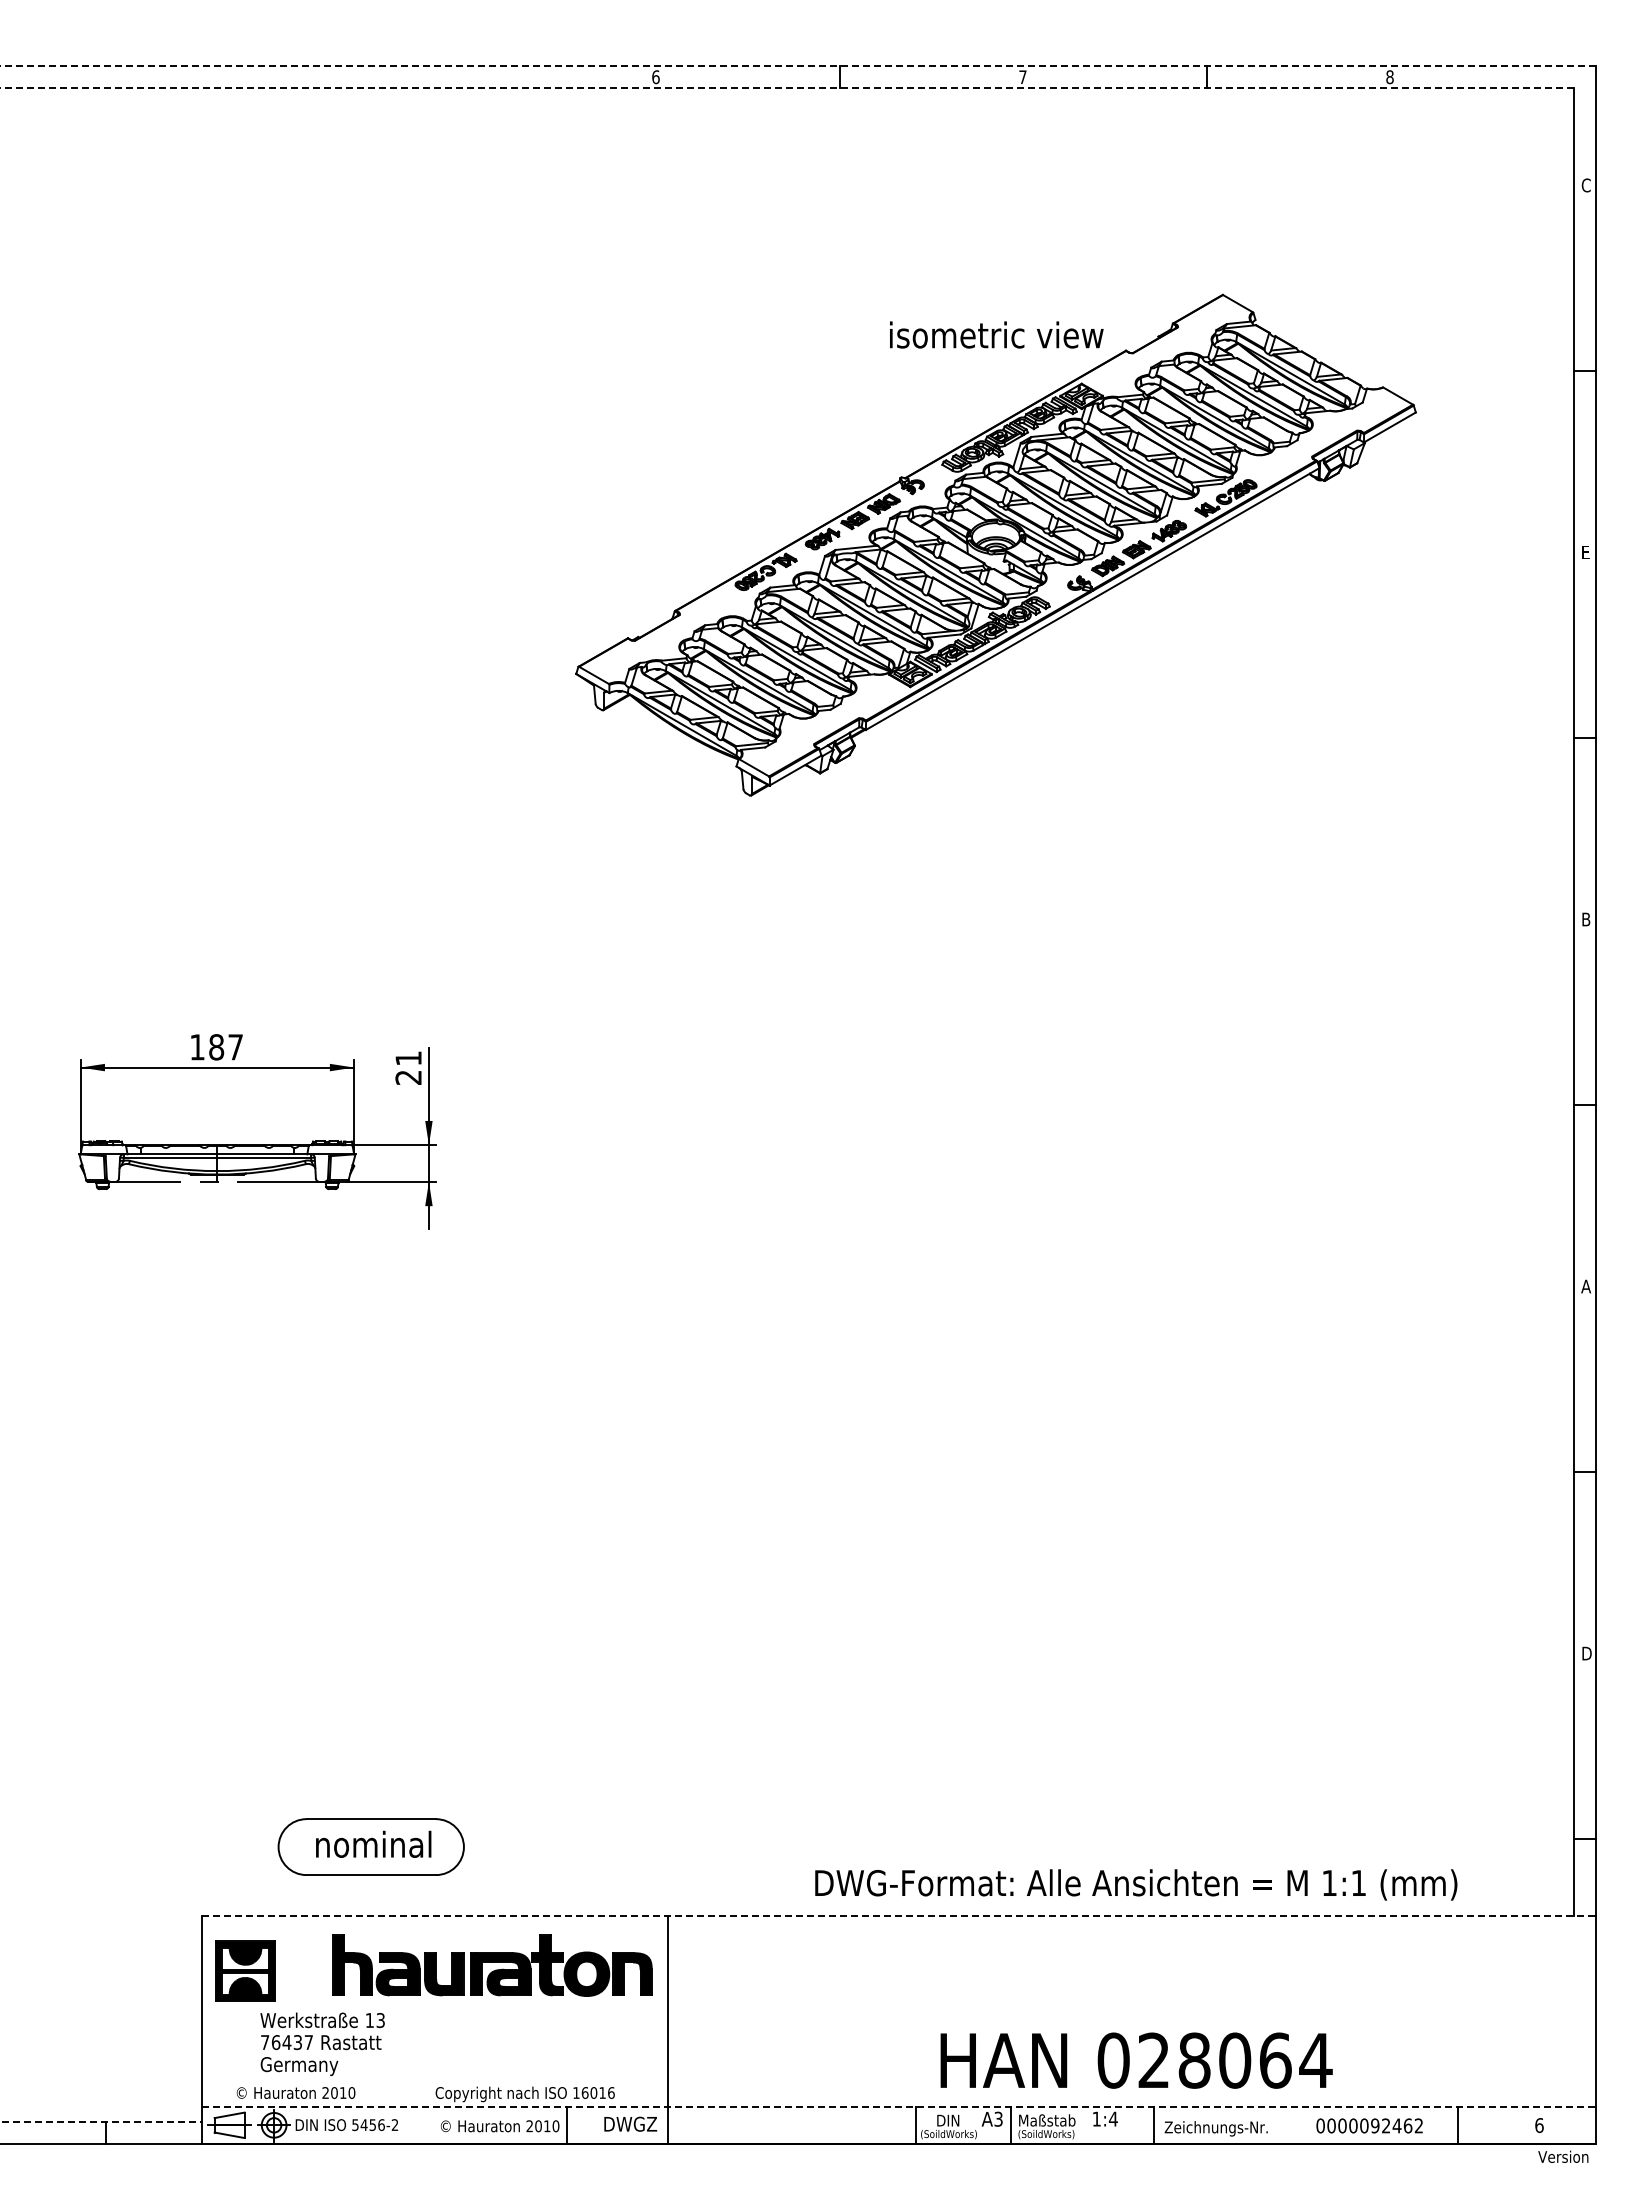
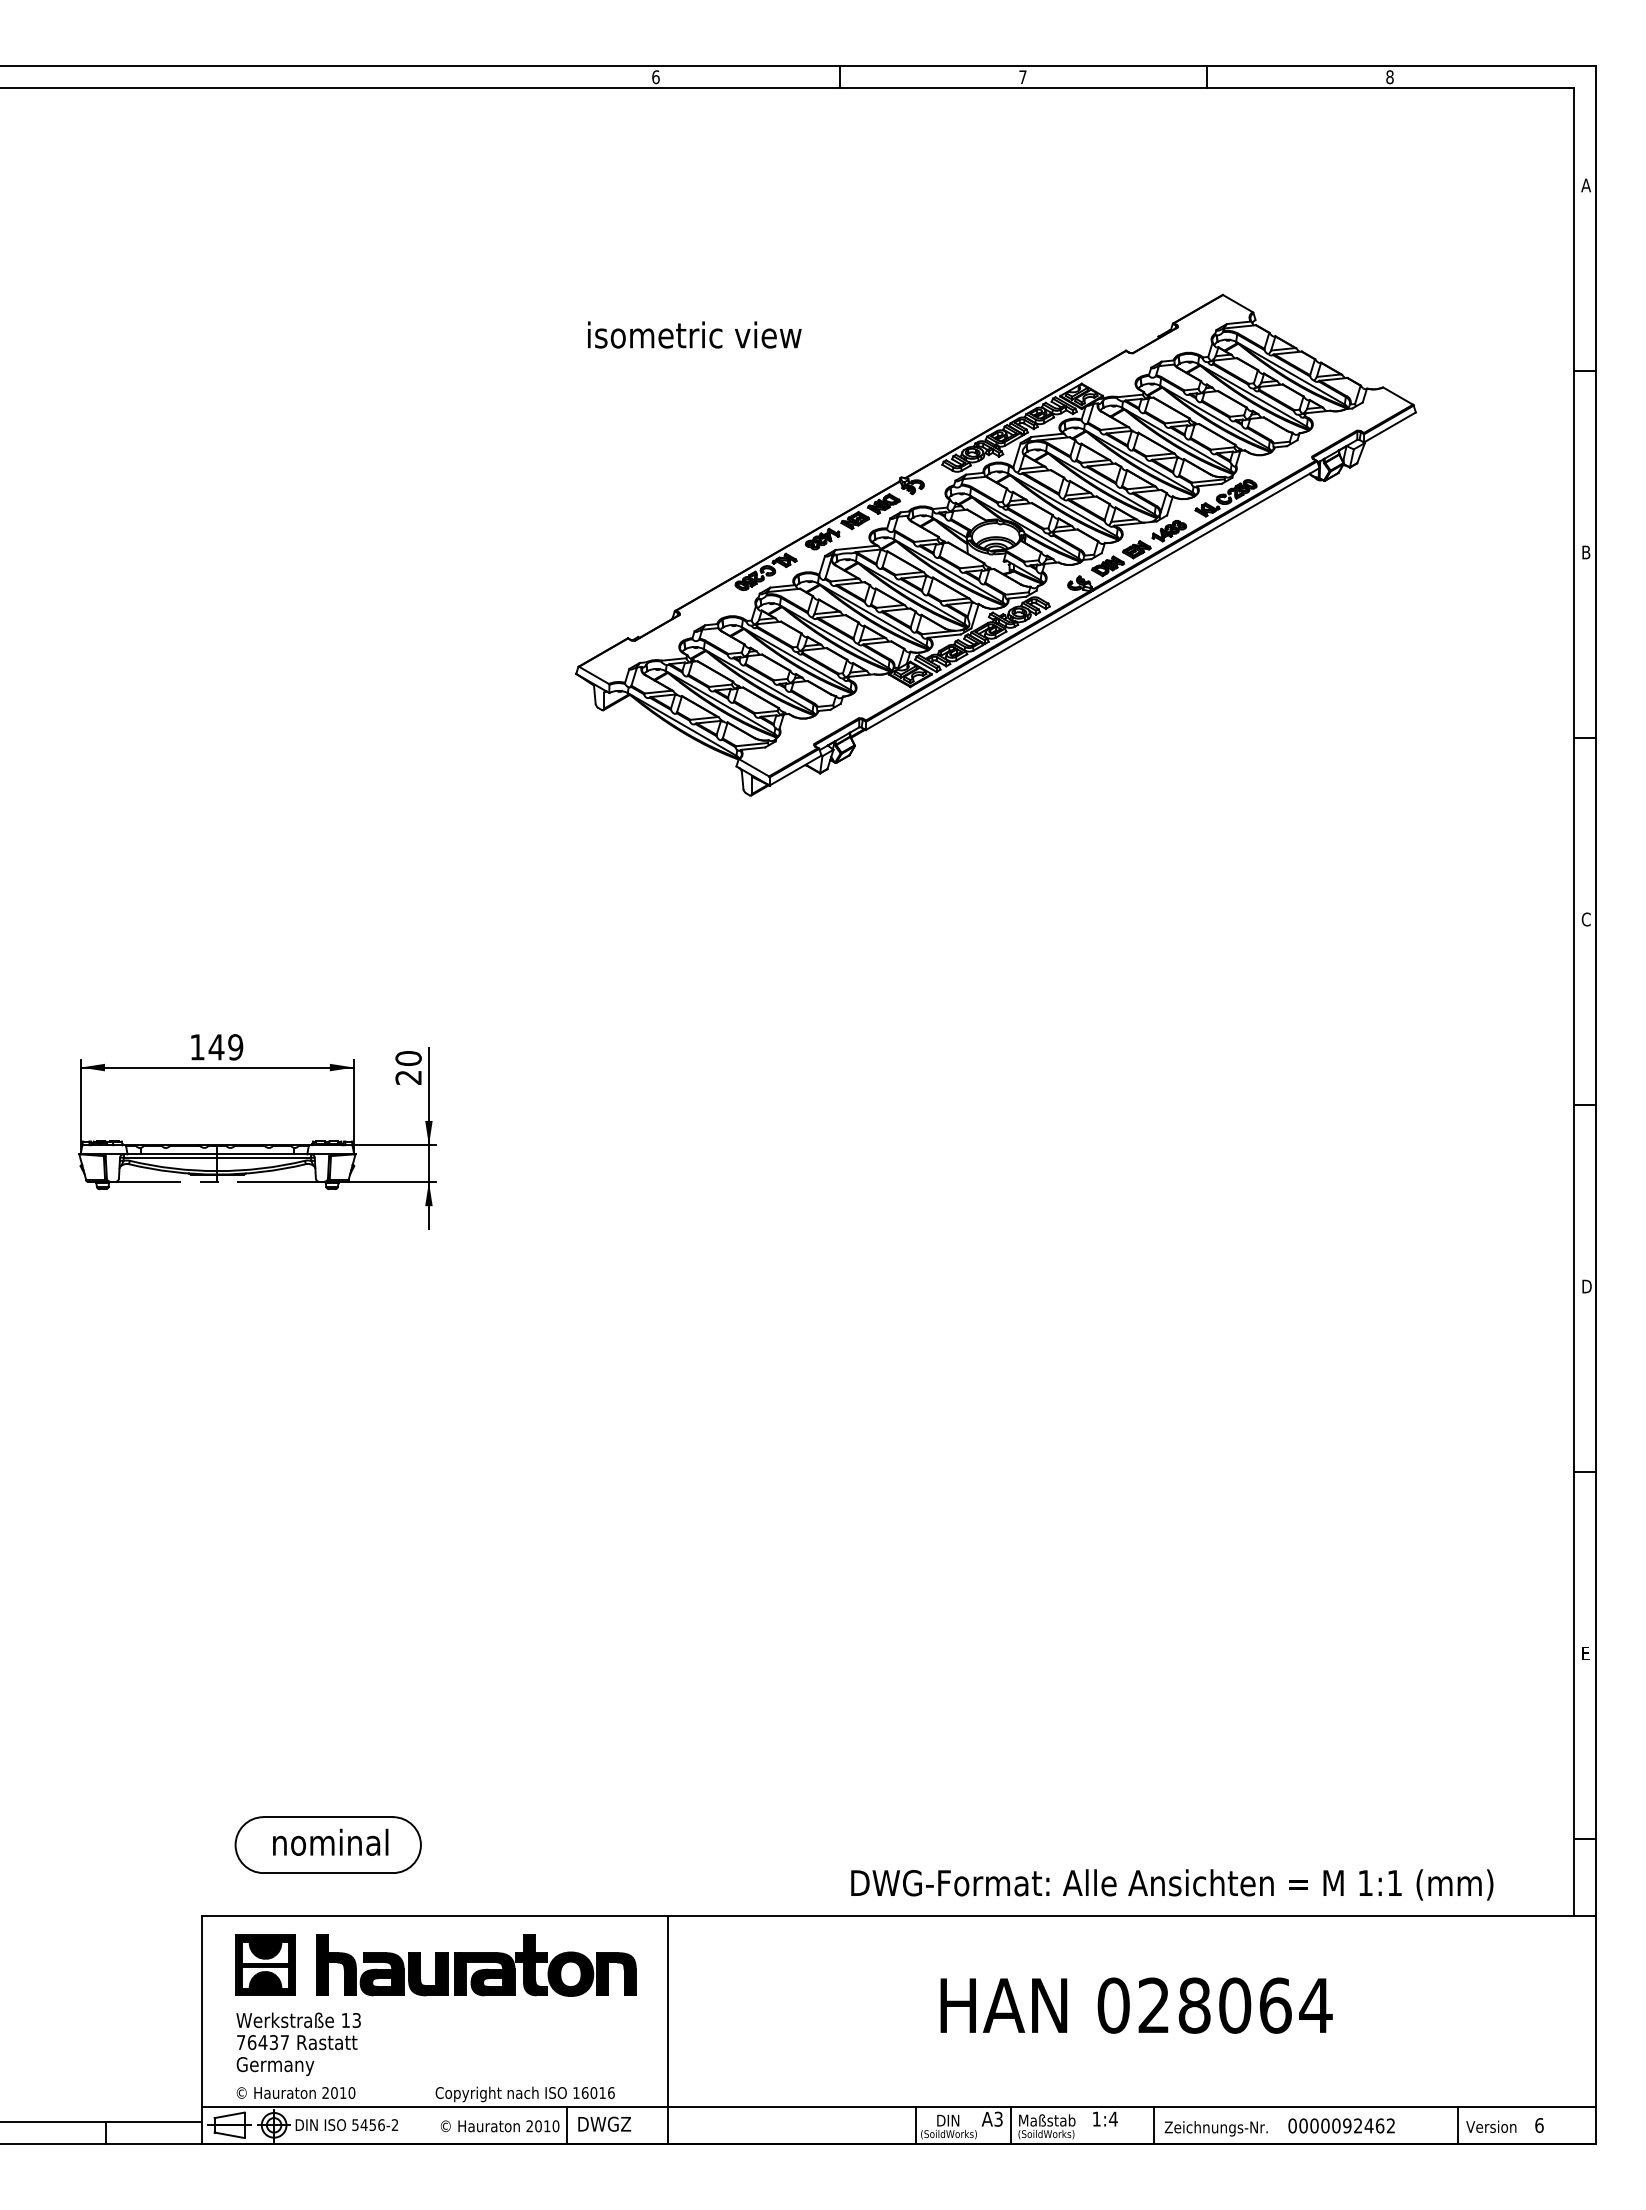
line: dashed -> solid (798, 66)
line: dashed -> solid (787, 88)
text: C -> A (1585, 185)
text position: (996, 334) -> (694, 334) (694, 334)
text: E -> B (1586, 552)
text: B -> C (1585, 919)
text: 187 -> 149 (225, 1047)
text: 21 -> 20 (408, 1058)
text: A -> D (1586, 1286)
text: D -> E (1586, 1653)
part position: (370, 1846) -> (327, 1844) (327, 1844)
text position: (1136, 1884) -> (1172, 1884) (1172, 1884)
line: dashed -> solid (899, 1916)
part position: (492, 1965) -> (476, 1965) (476, 1965)
part position: (245, 1970) -> (265, 1964) (265, 1964)
text position: (322, 2043) -> (298, 2043) (298, 2043)
text position: (1136, 2060) -> (1136, 2005) (1136, 2005)
line: dashed -> solid (899, 2106)
line: dashed -> solid (101, 2121)
text position: (630, 2123) -> (604, 2123) (604, 2123)
text position: (1369, 2125) -> (1341, 2125) (1341, 2125)
text position: (1563, 2156) -> (1491, 2126) (1491, 2126)
